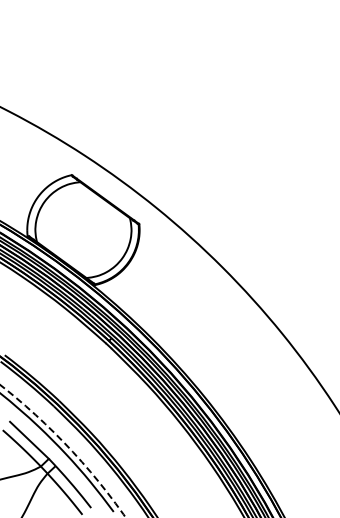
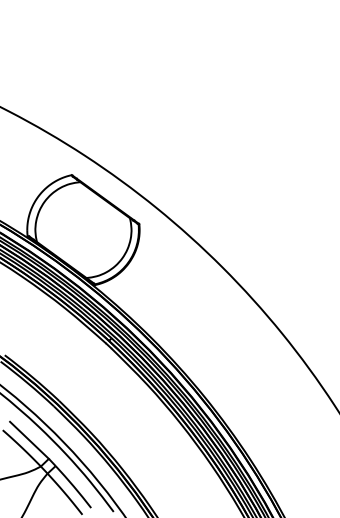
arc: dashed -> solid (66, 445)
